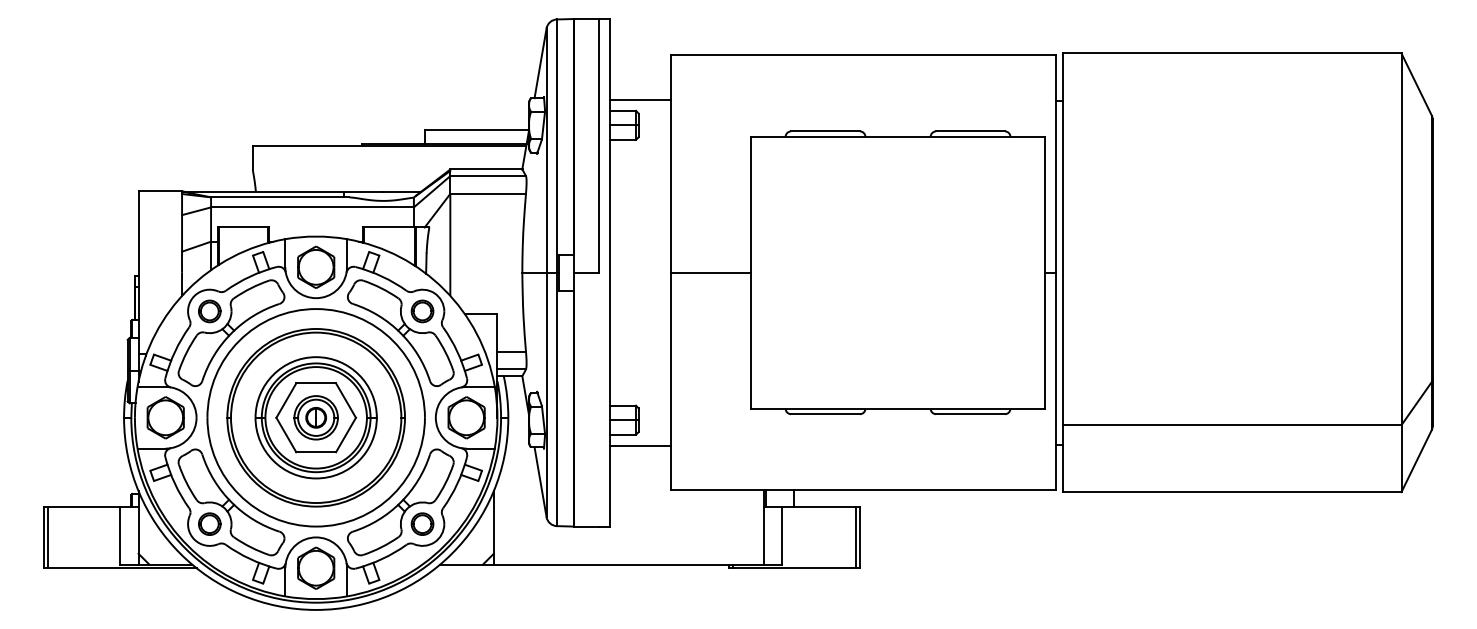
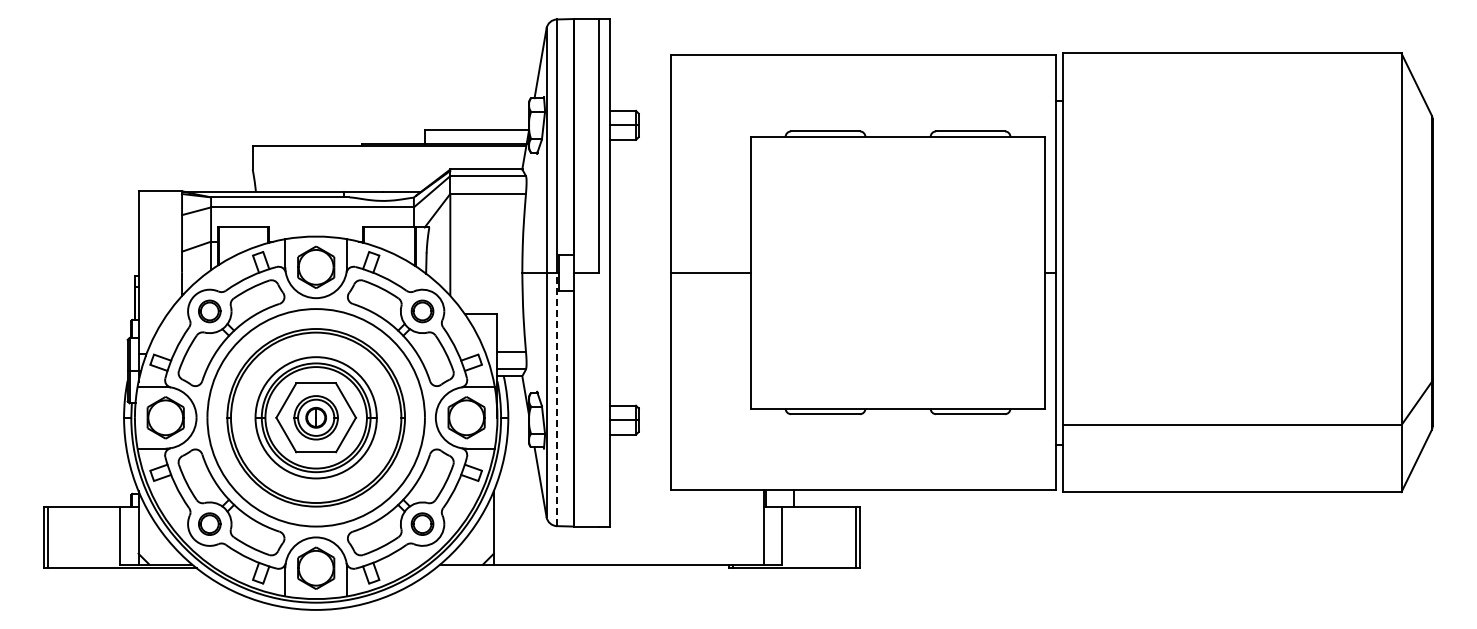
line: present -> none (640, 99)
line: solid -> dashed (557, 399)
line: present -> none (640, 445)
